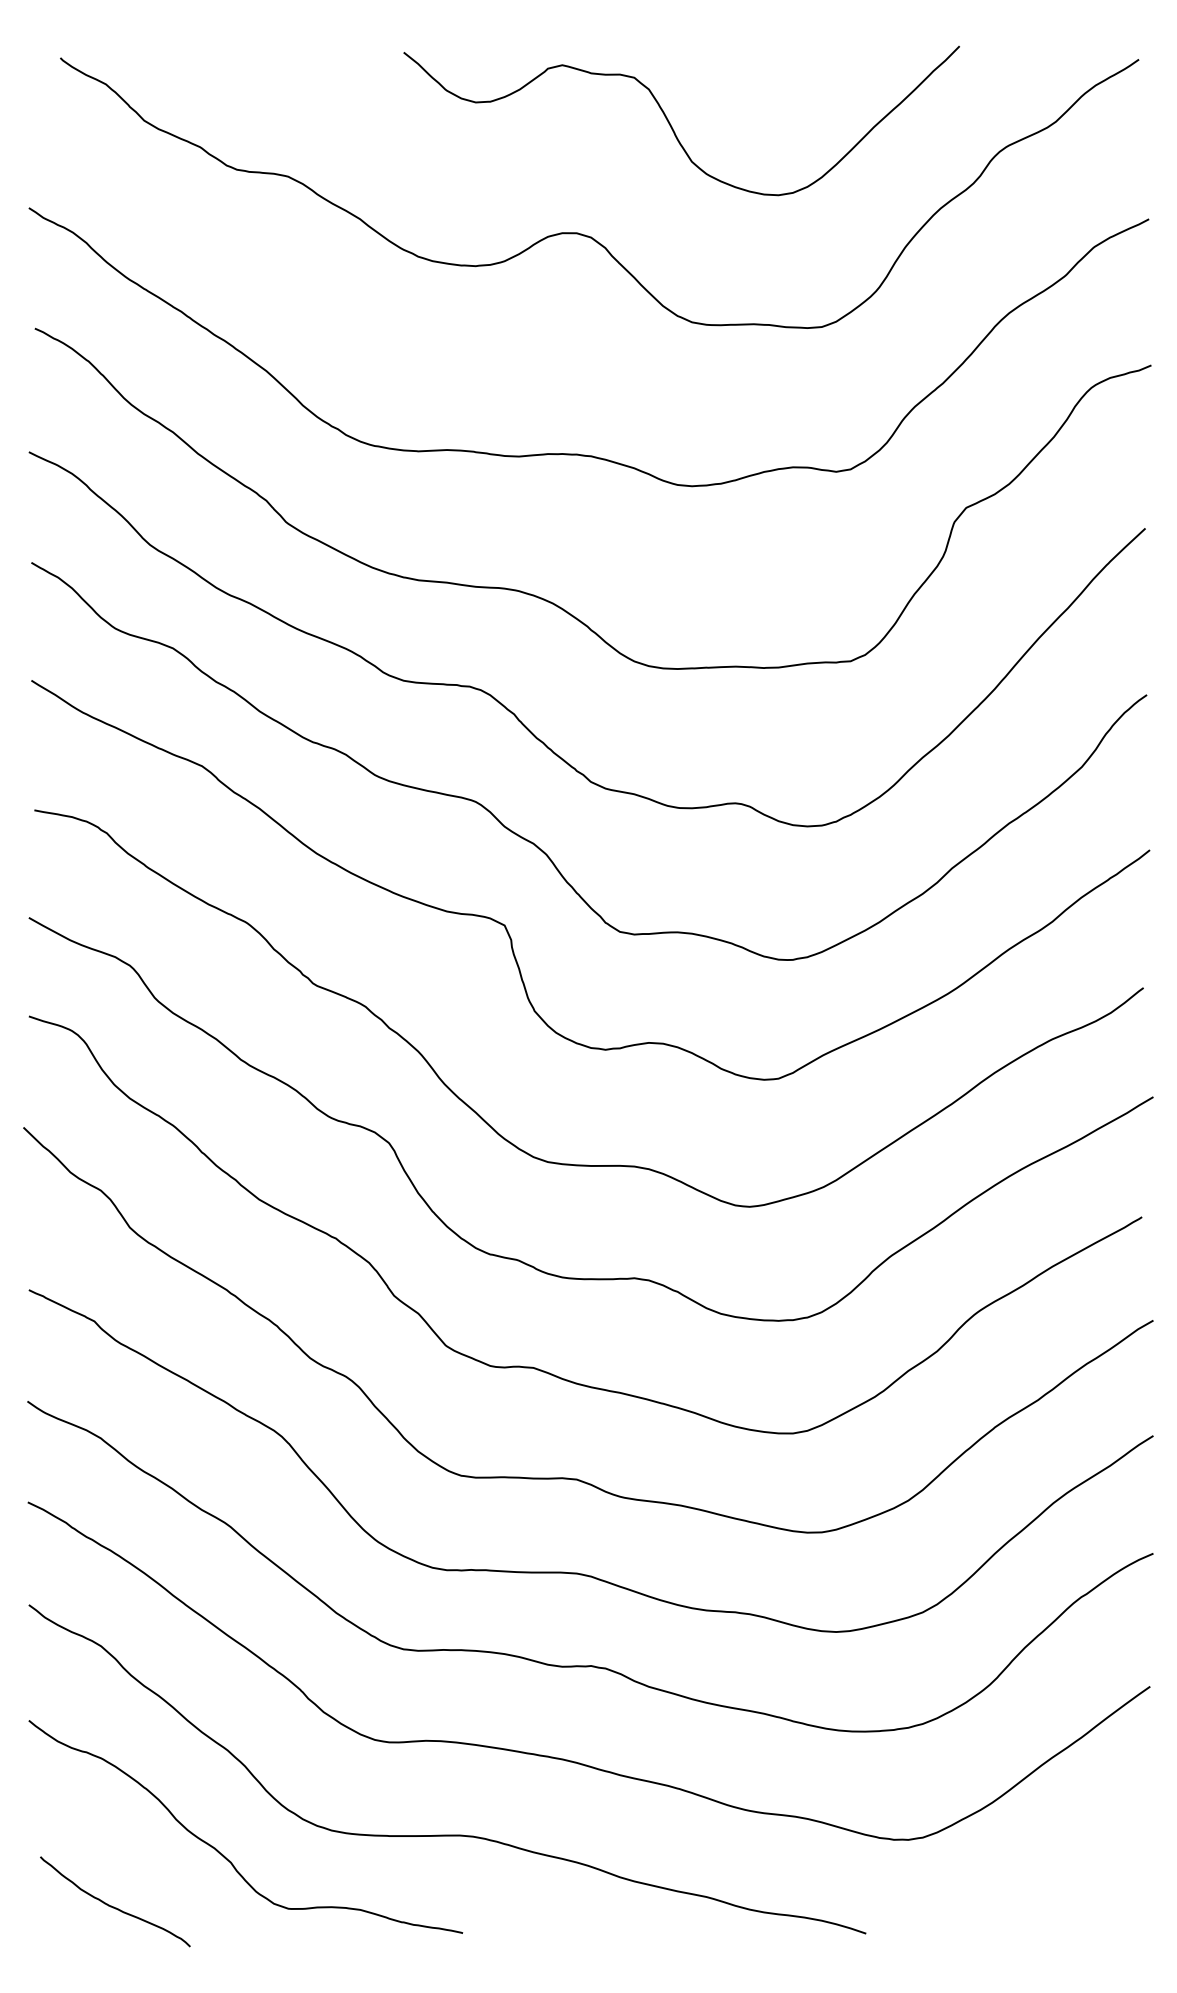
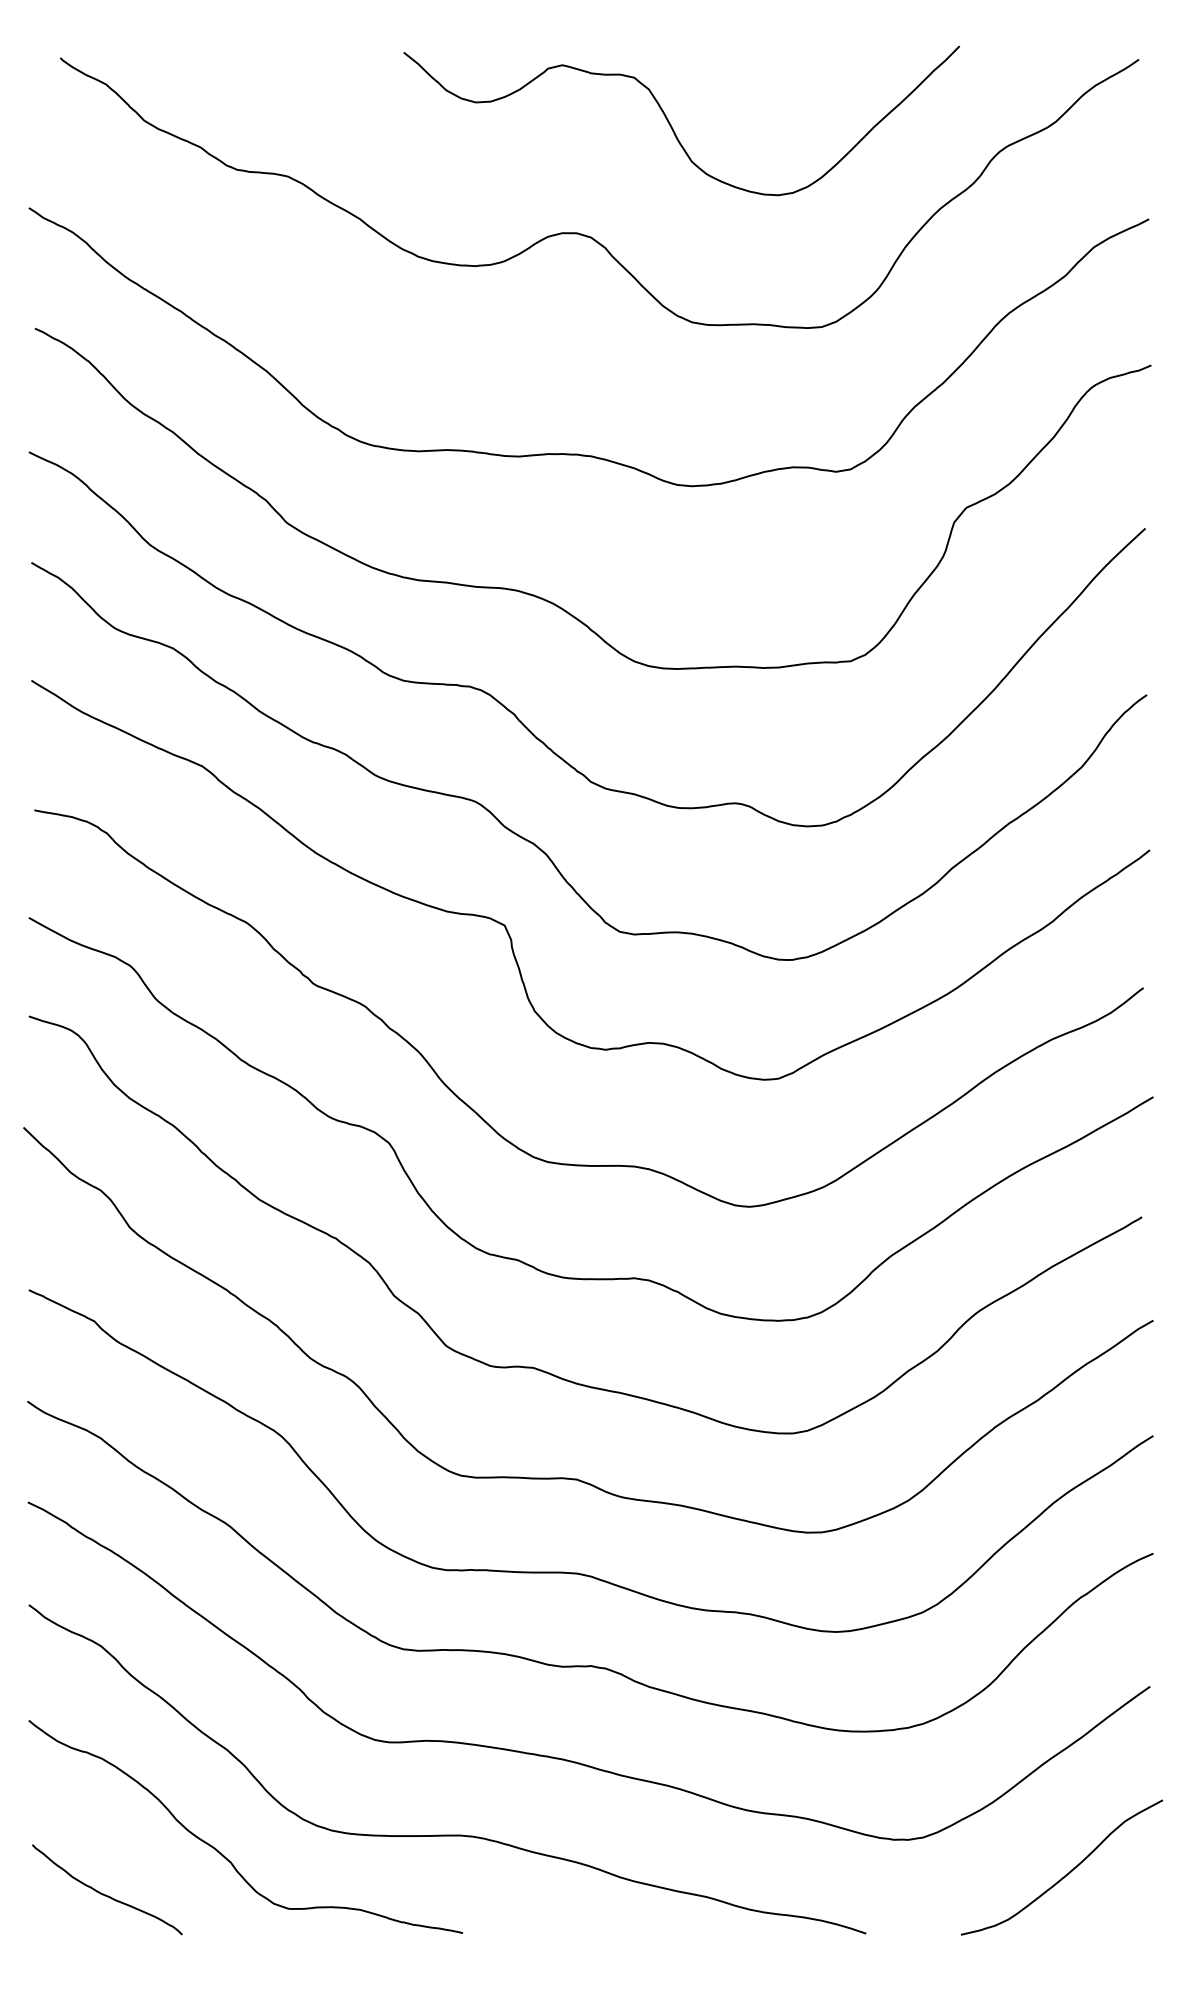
curve: none -> present (1065, 1874)
curve position: (114, 1906) -> (106, 1894) (106, 1894)
